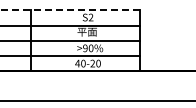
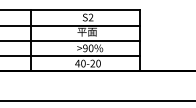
line: dashed -> solid (70, 10)
